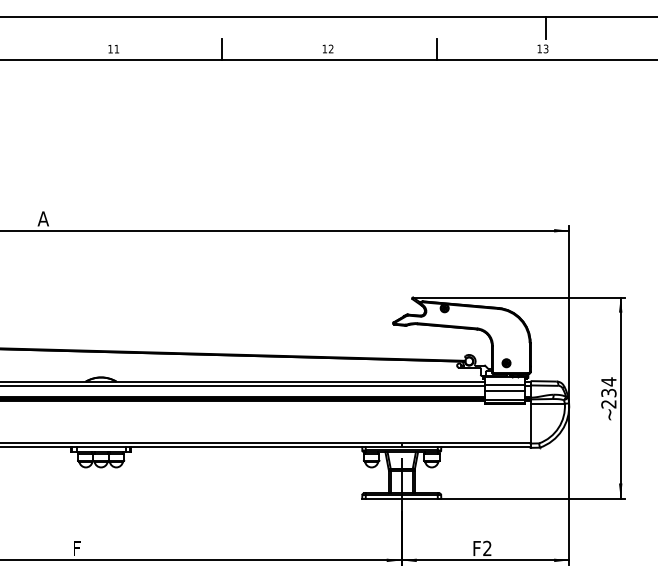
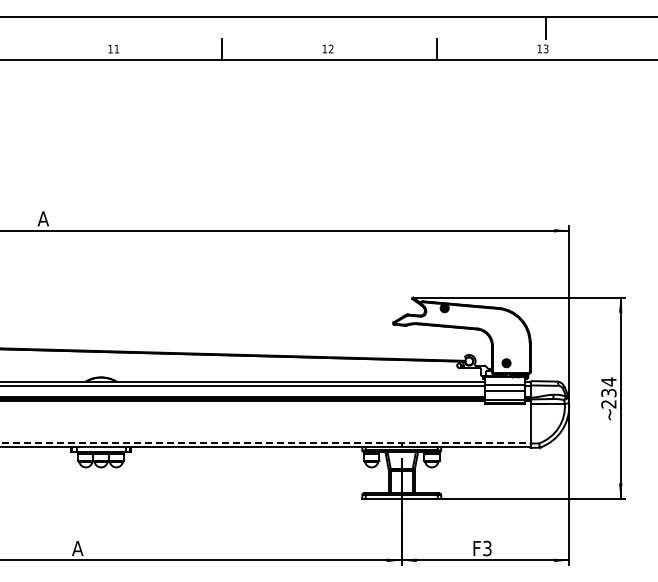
line: solid -> dashed (265, 442)
text: F -> A (77, 548)
text: F2 -> F3 (487, 548)
